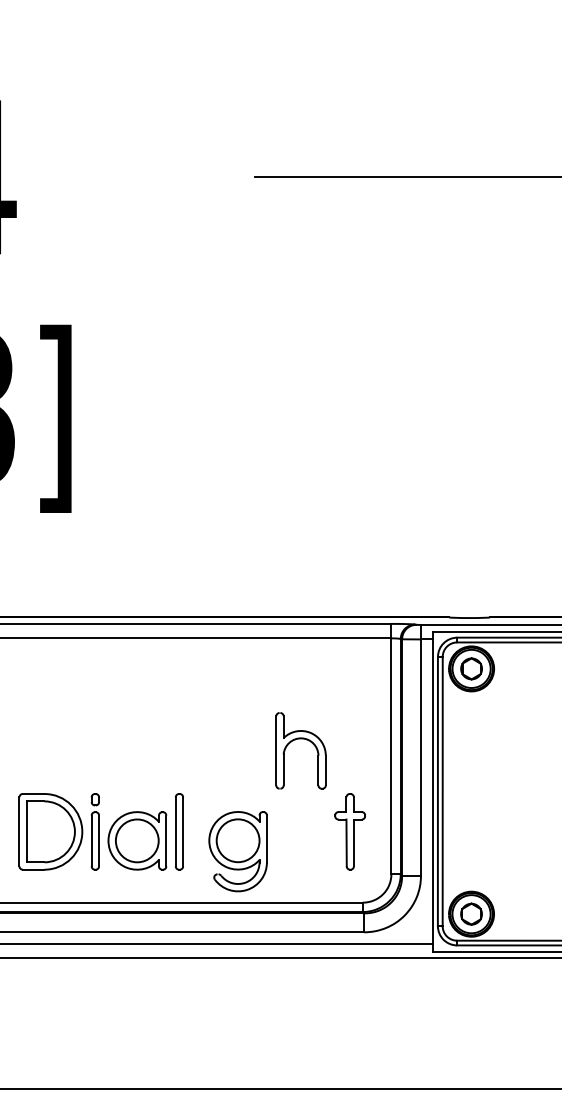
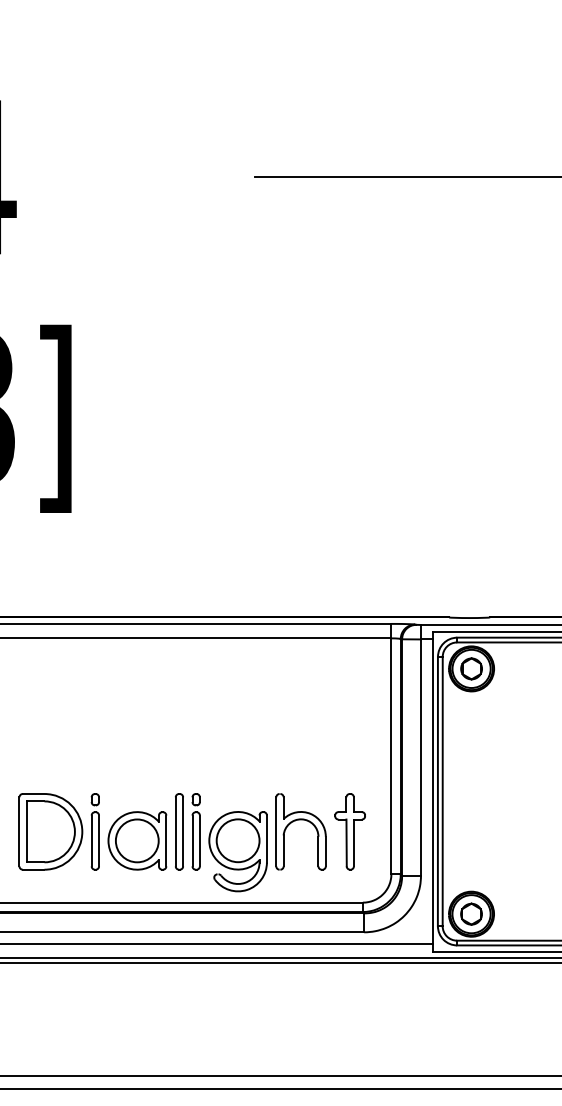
part position: (300, 739) -> (300, 820) (300, 820)
part: none -> present (195, 831)
line: none -> present (280, 962)
line: none -> present (280, 1075)
